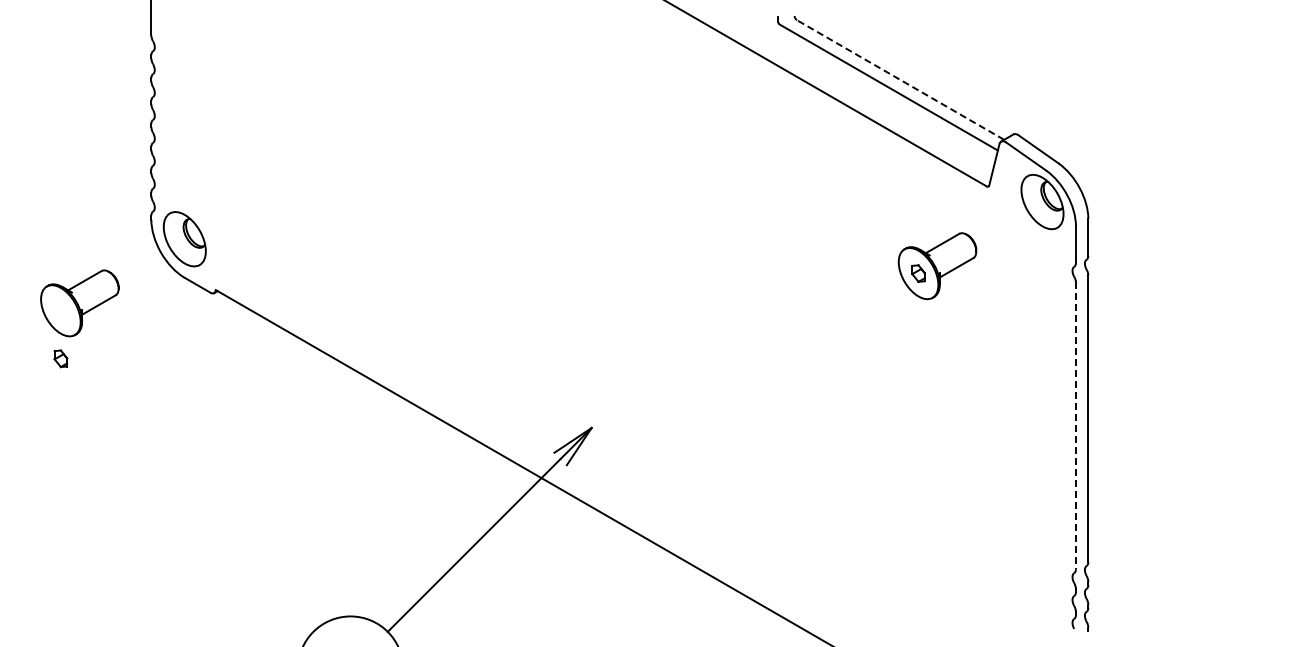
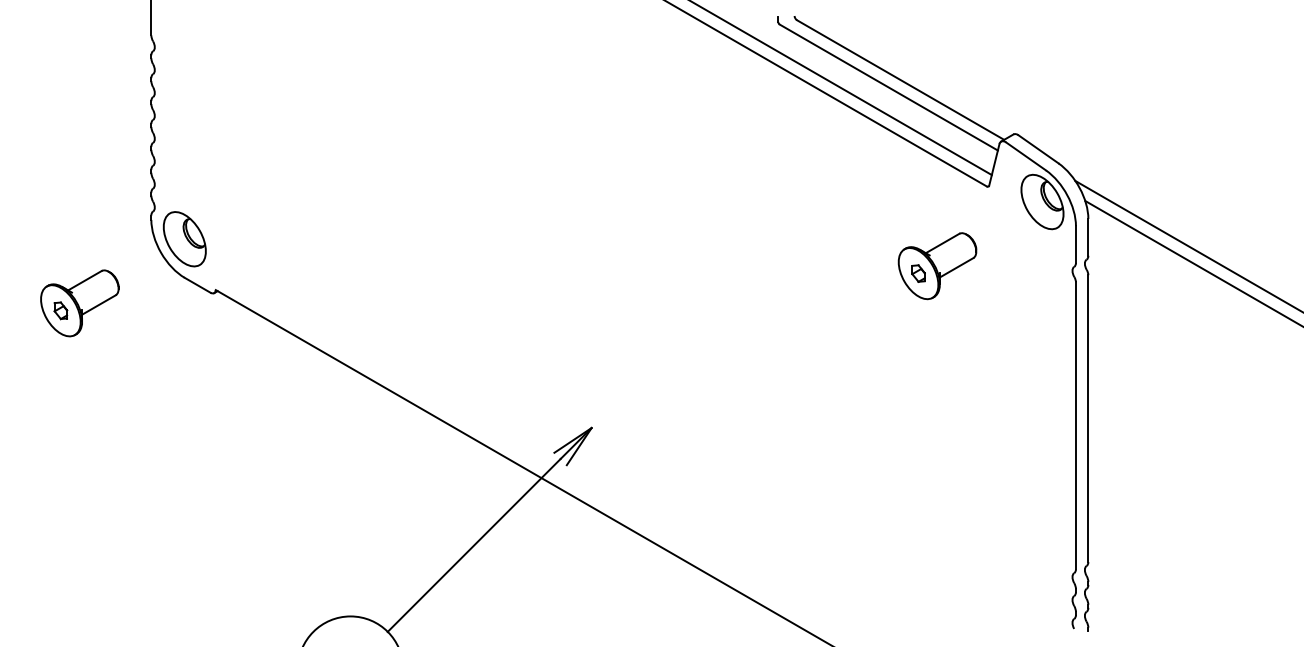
line: dashed -> solid (900, 80)
line: none -> present (841, 88)
line: none -> present (1187, 245)
line: none -> present (1192, 262)
part position: (60, 358) -> (60, 310) (60, 310)
line: dashed -> solid (1075, 426)
